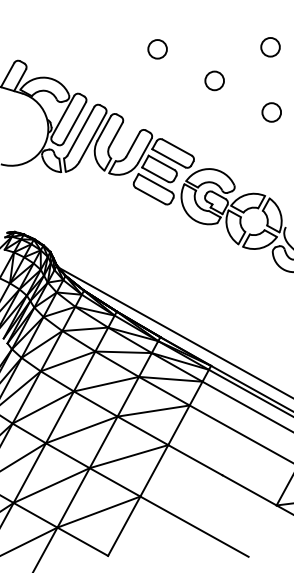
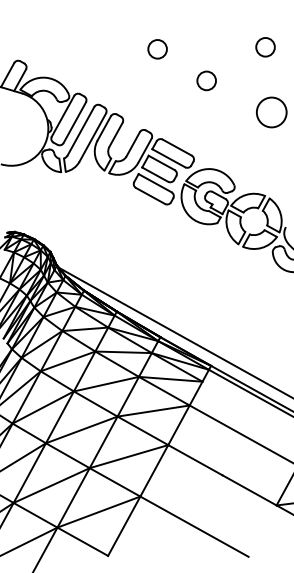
circle position: (270, 47) -> (265, 47) (265, 47)
circle position: (214, 80) -> (206, 80) (206, 80)
circle diameter: 19 px -> 30 px (271, 112)
line: present -> none (246, 405)
